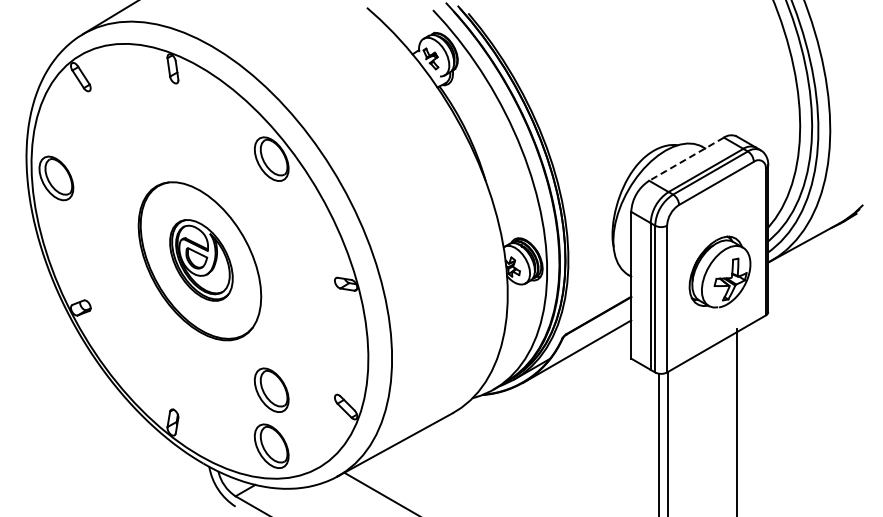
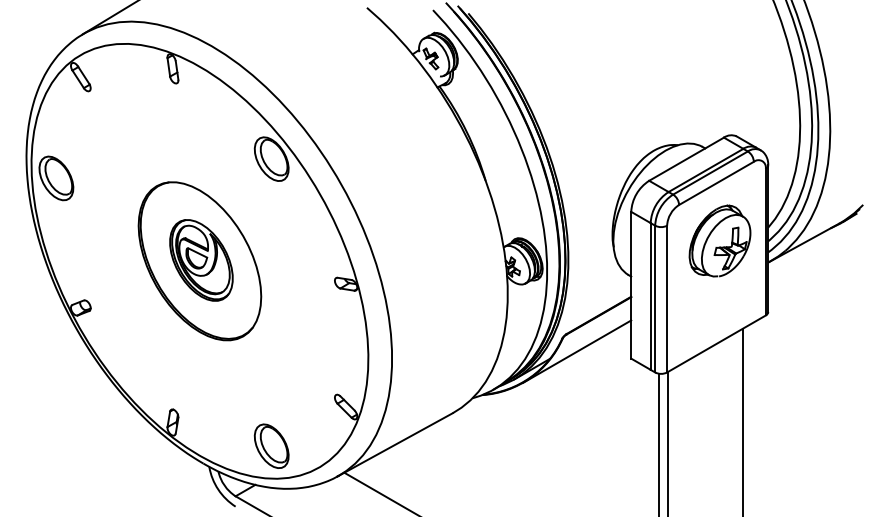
line: dashed -> solid (686, 159)
part position: (719, 271) -> (719, 240) (719, 240)
part: present -> none (271, 389)
line position: (736, 420) -> (742, 420) (742, 420)
